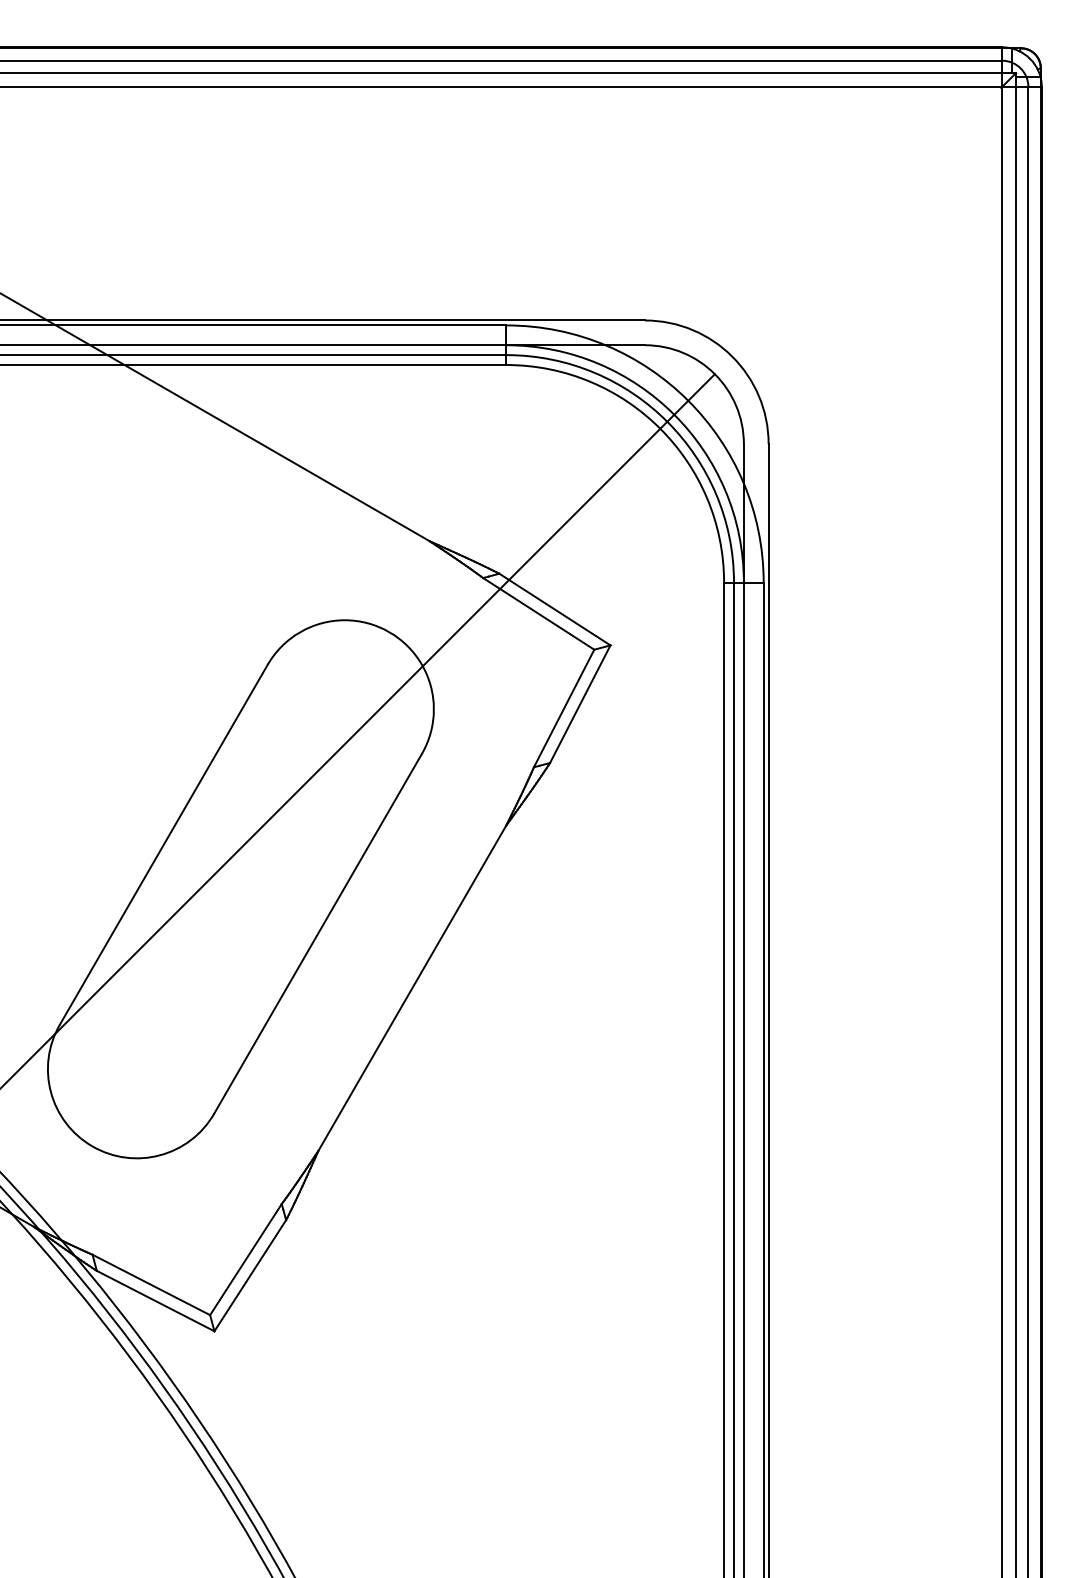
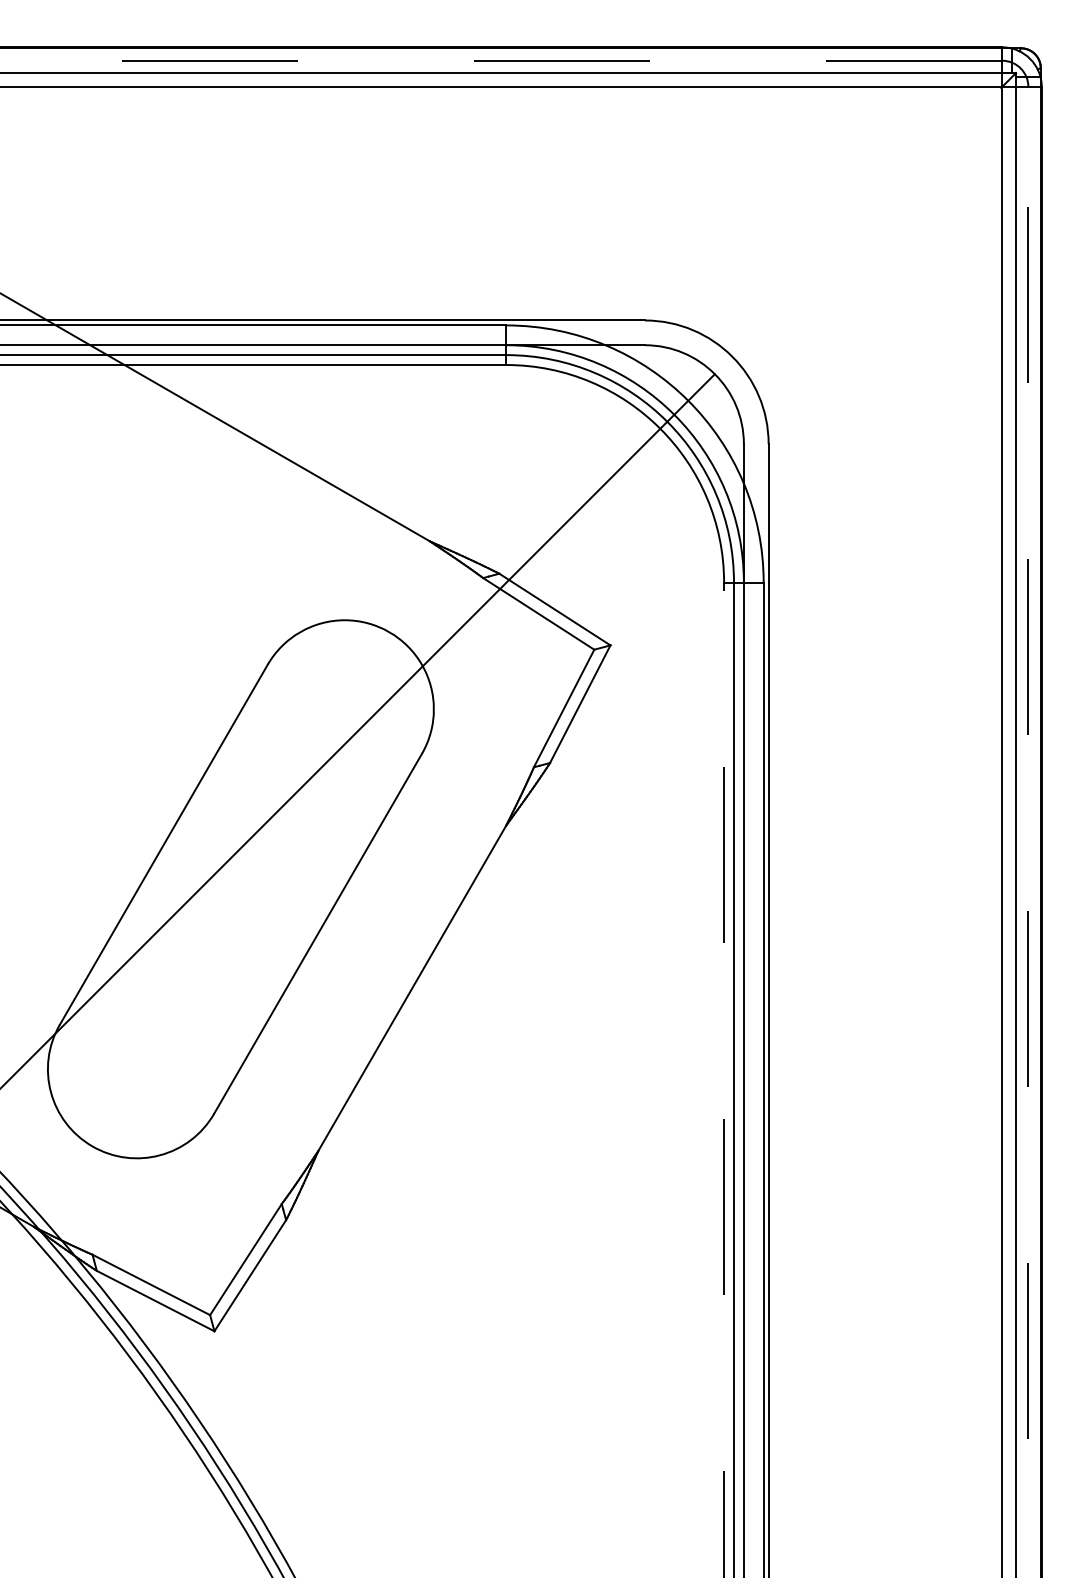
line: solid -> dashed (501, 60)
line: solid -> dashed (1028, 831)
line: solid -> dashed (724, 1079)
